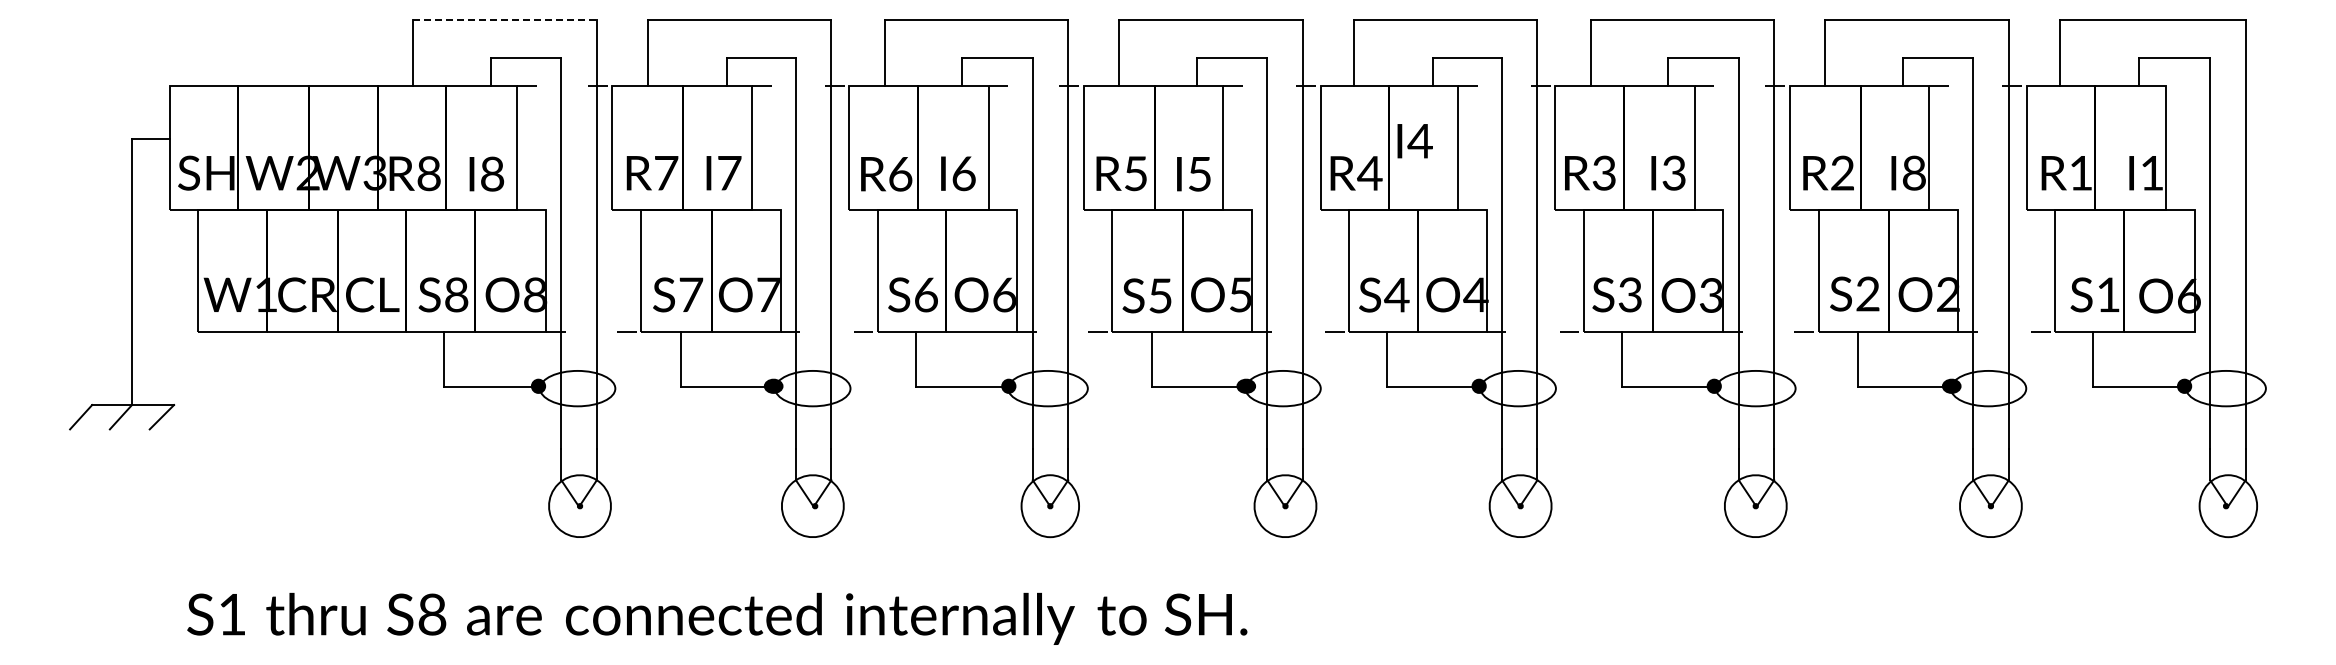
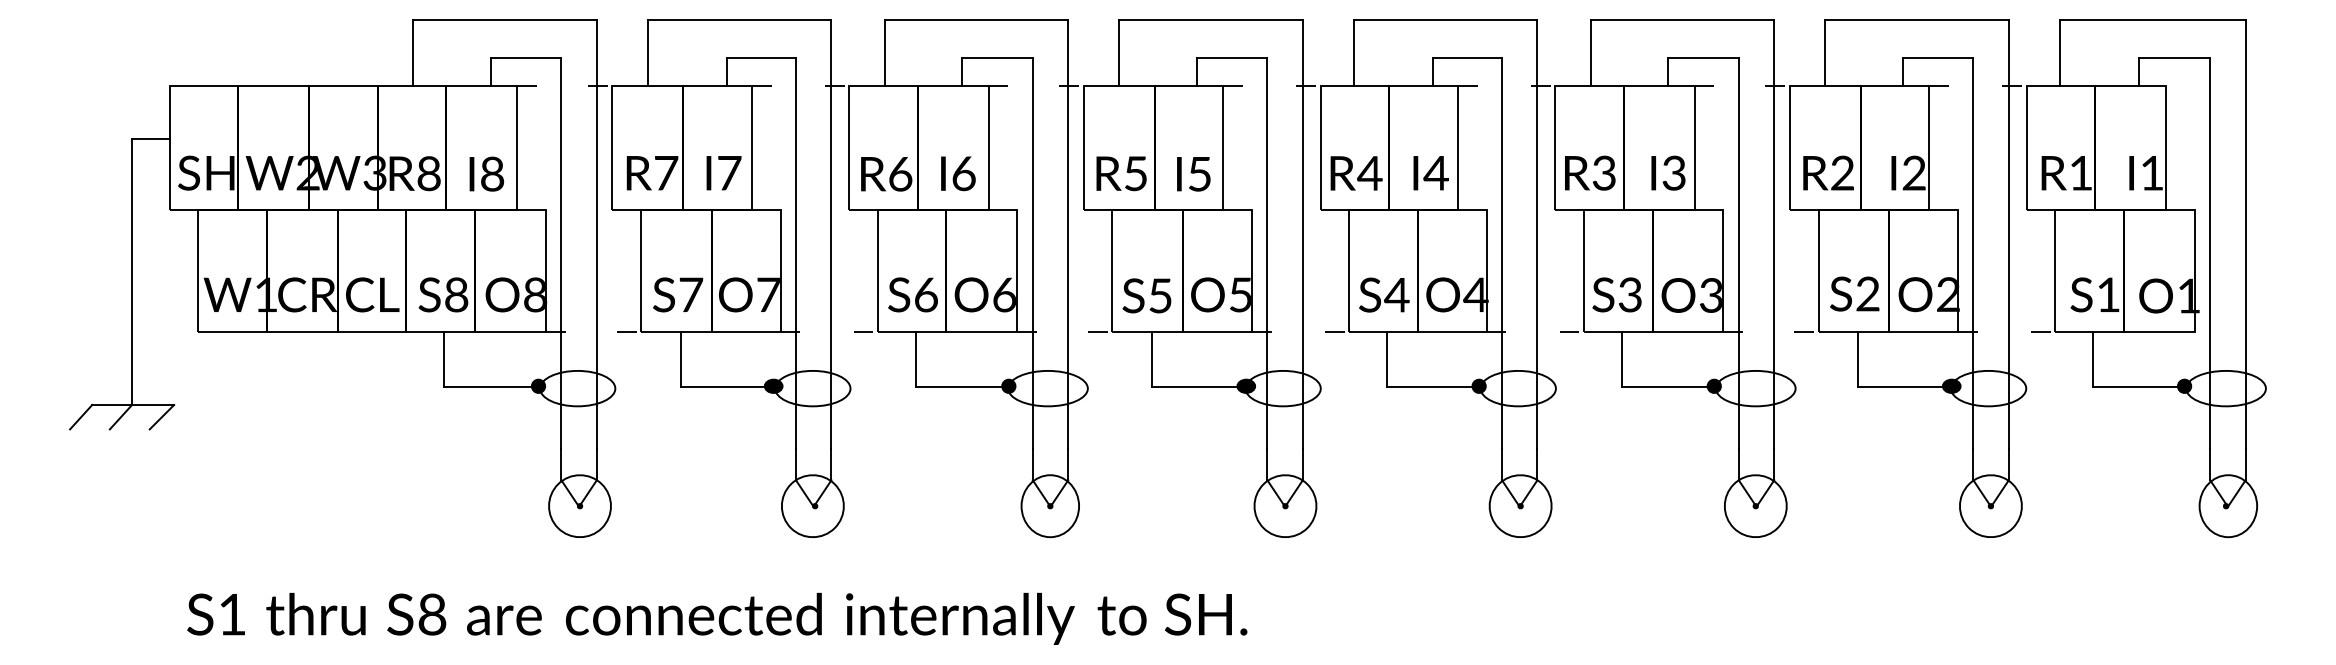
line: dashed -> solid (504, 19)
text position: (1414, 141) -> (1430, 173) (1430, 173)
text: I8 -> I2 (1913, 173)
text: O6 -> O1 (2189, 295)
